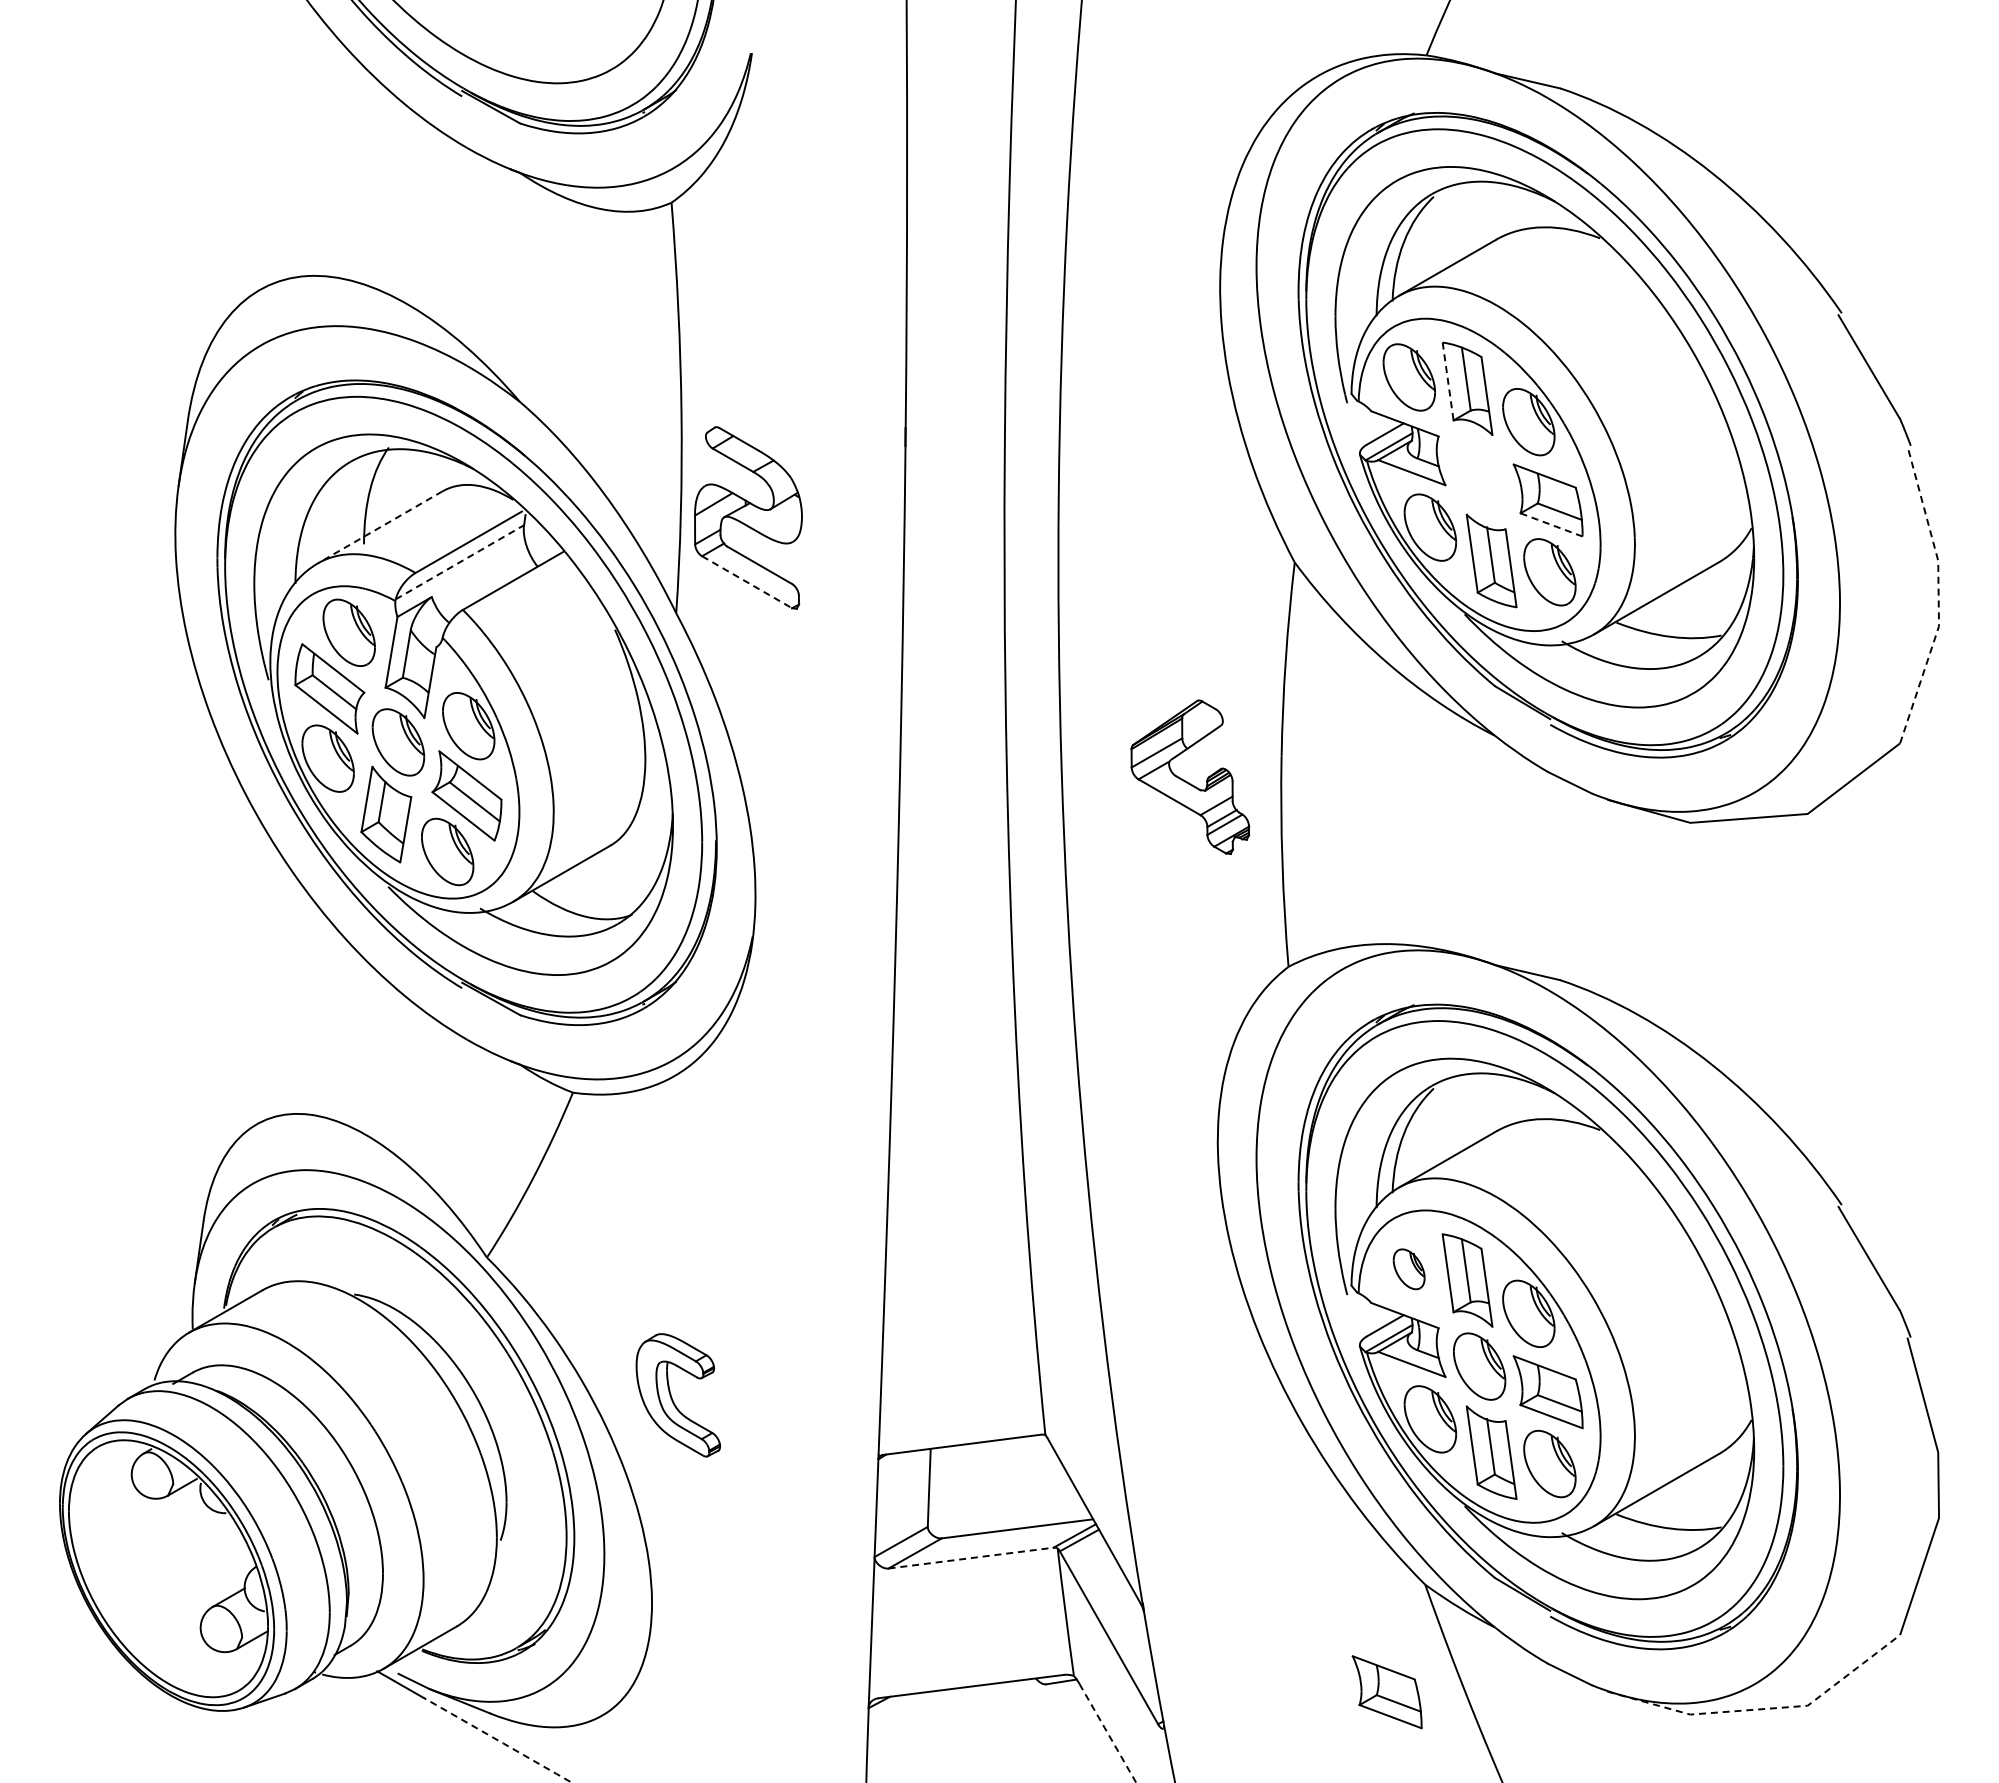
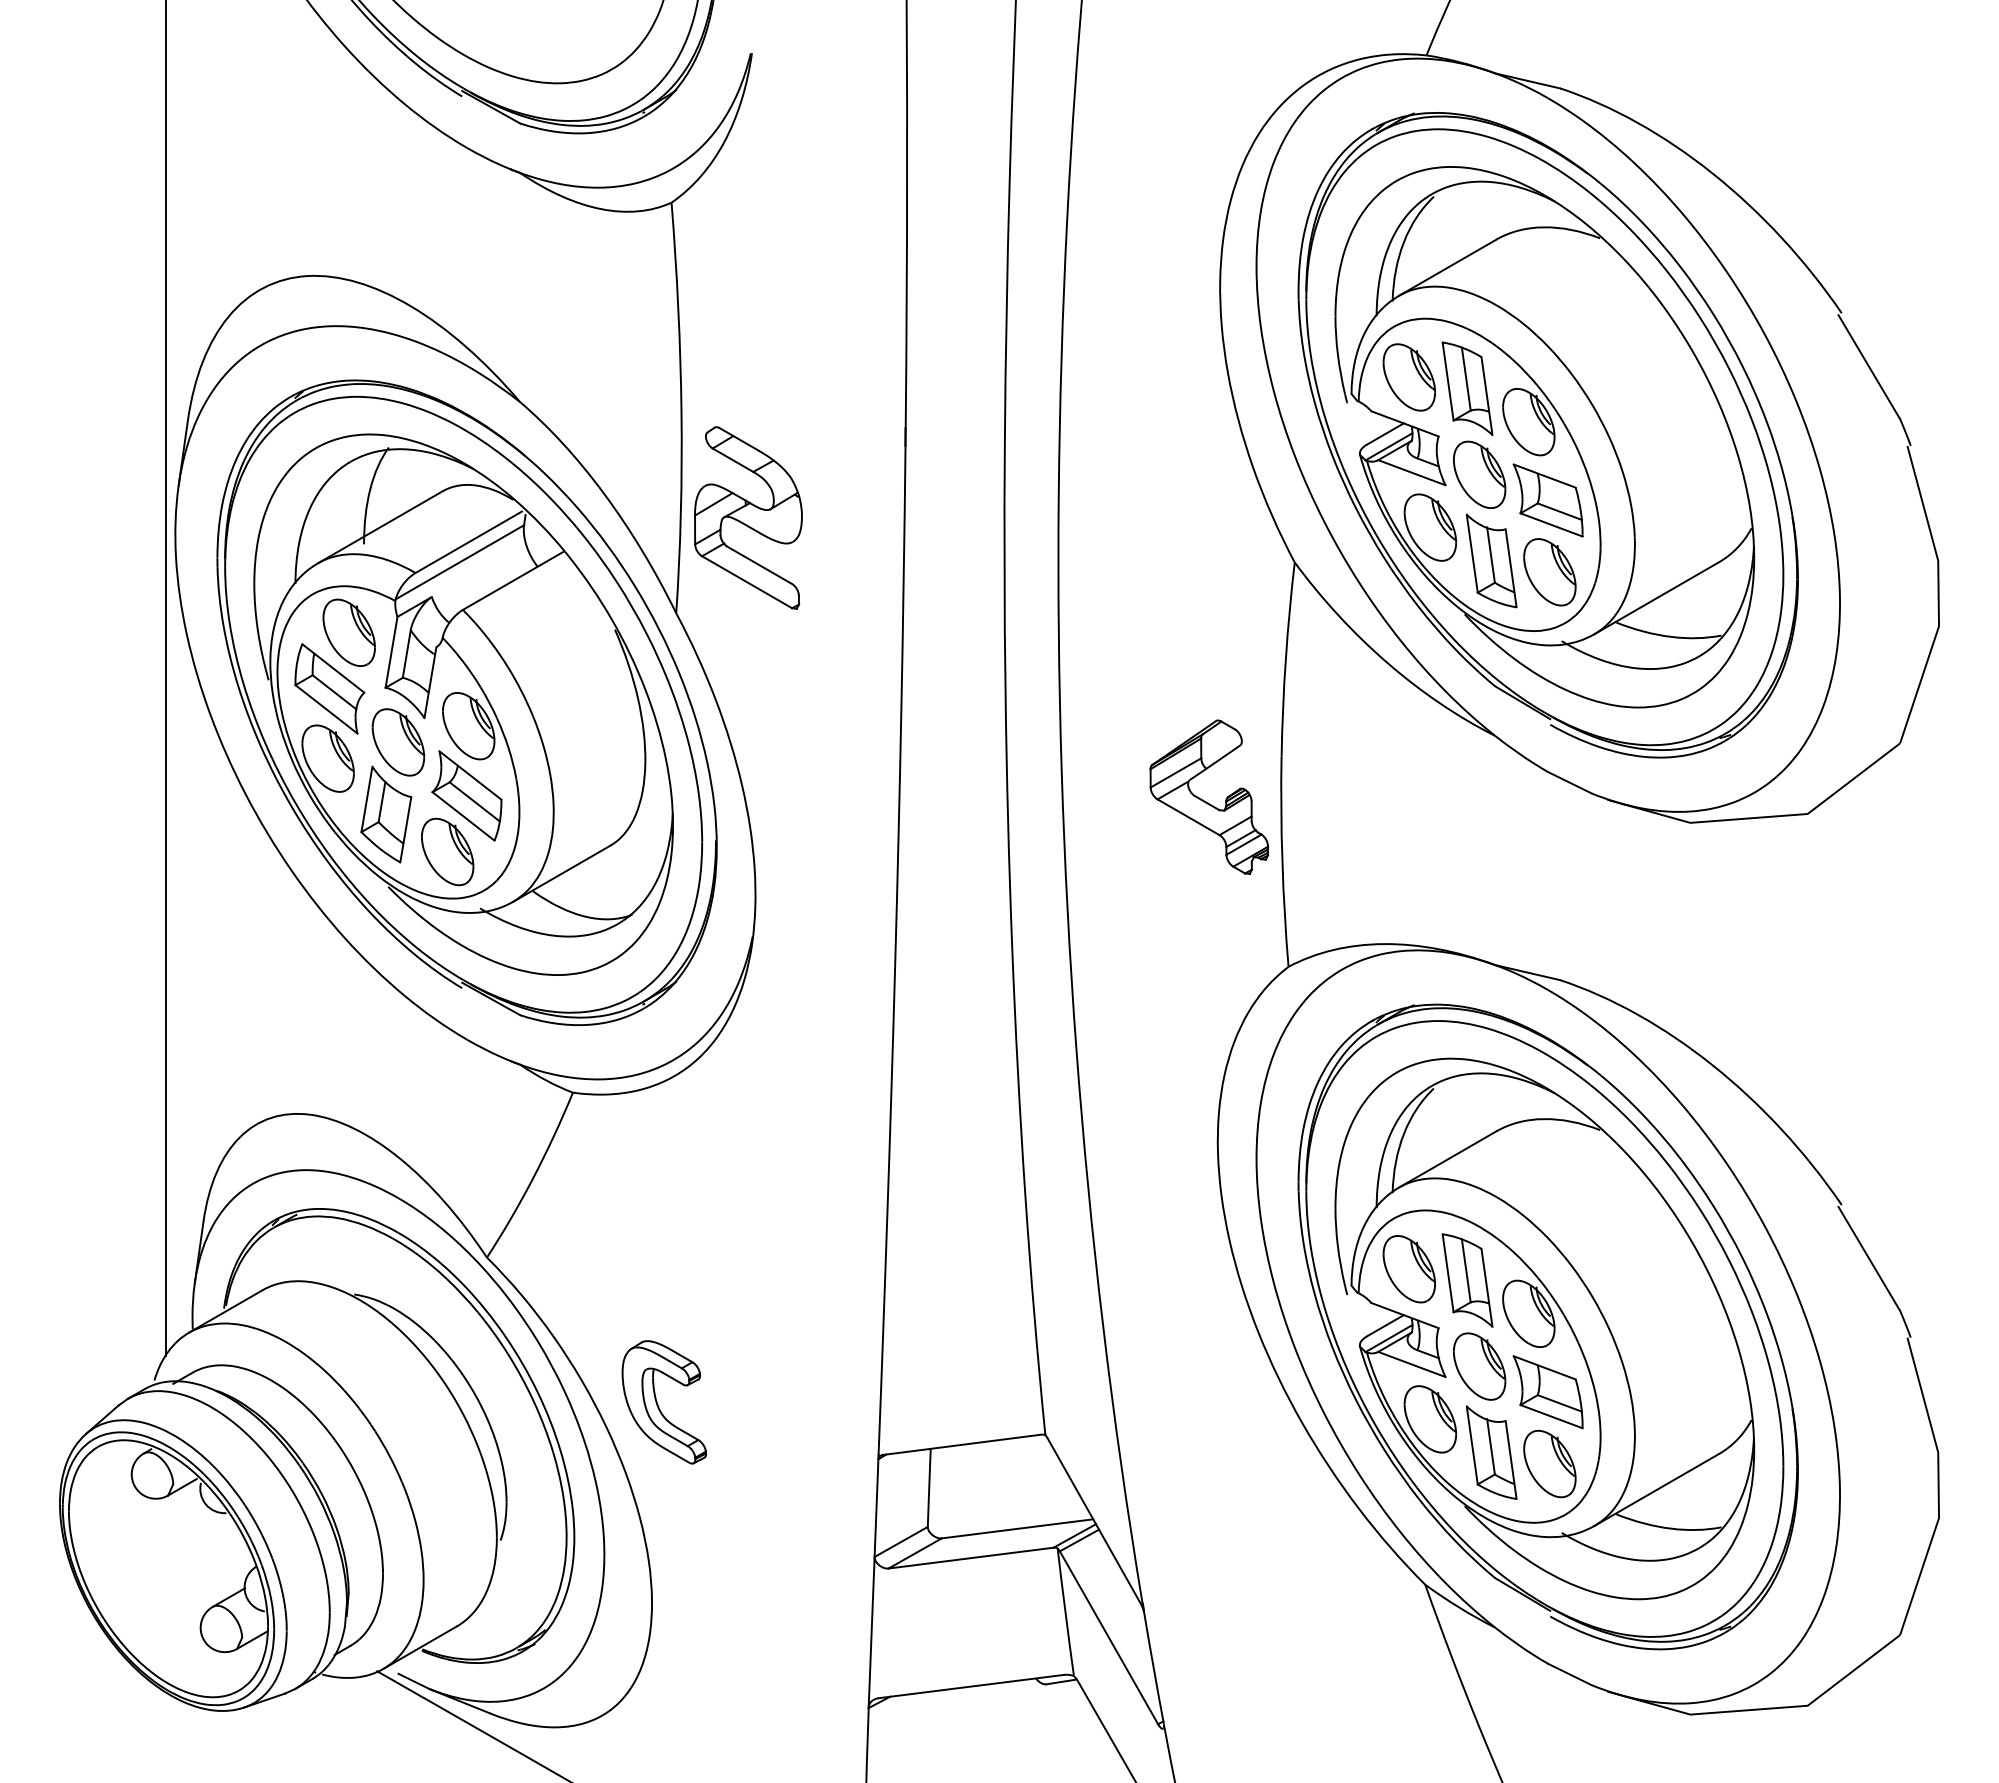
line: dashed -> solid (1448, 382)
part: none -> present (1479, 474)
line: dashed -> solid (1552, 525)
line: dashed -> solid (380, 527)
line: dashed -> solid (460, 562)
line: dashed -> solid (747, 582)
line: dashed -> solid (1938, 595)
line: none -> present (165, 678)
part position: (1190, 776) -> (1209, 796) (1209, 796)
part size: 34x43 px -> 54x69 px (1408, 1269)
part position: (672, 1397) -> (658, 1404) (658, 1404)
line: dashed -> solid (971, 1558)
part: present -> none (1386, 1692)
line: dashed -> solid (1763, 1709)
line: dashed -> solid (1107, 1733)
arc: dashed -> solid (498, 1740)
